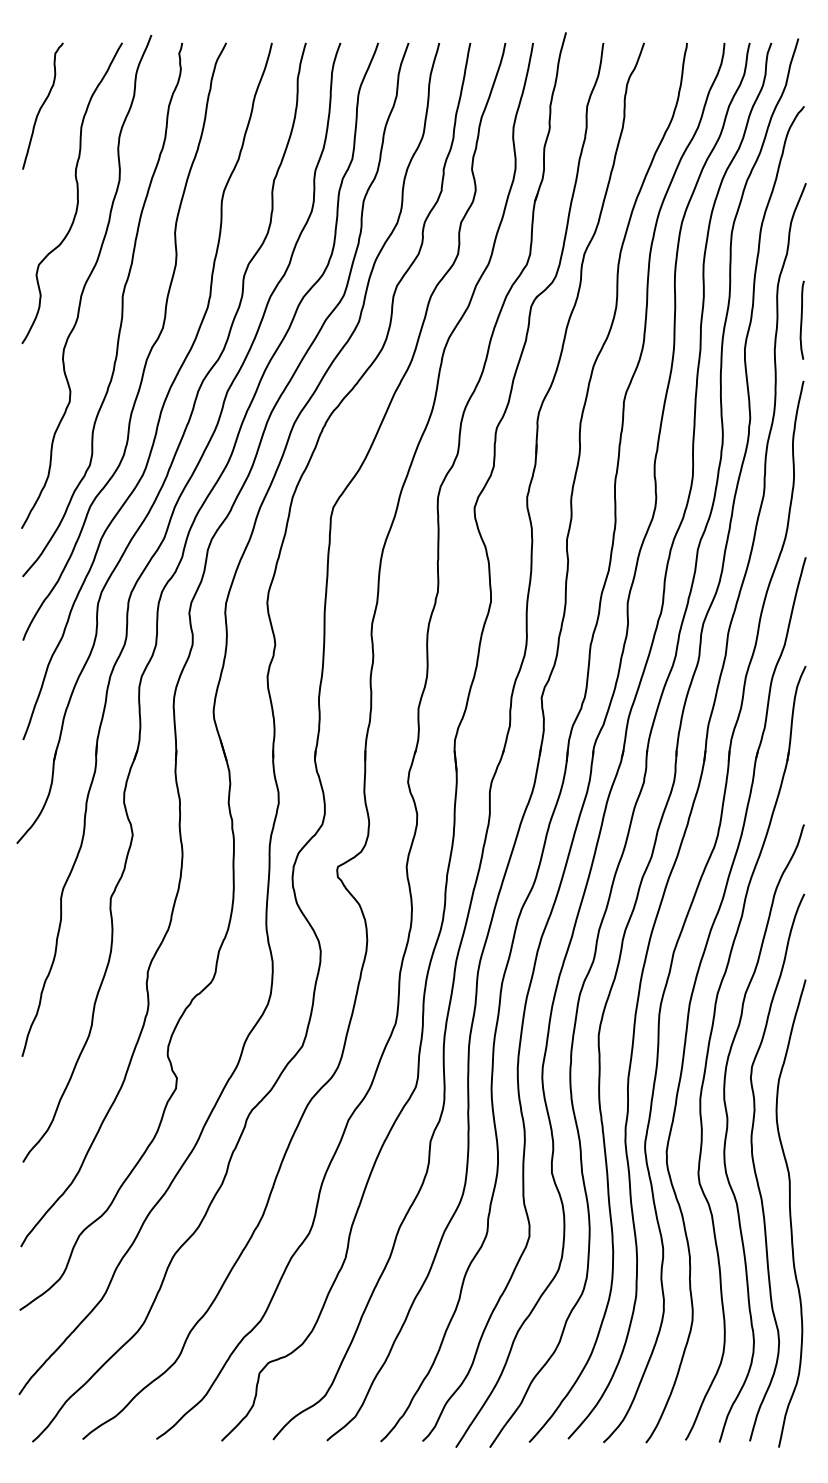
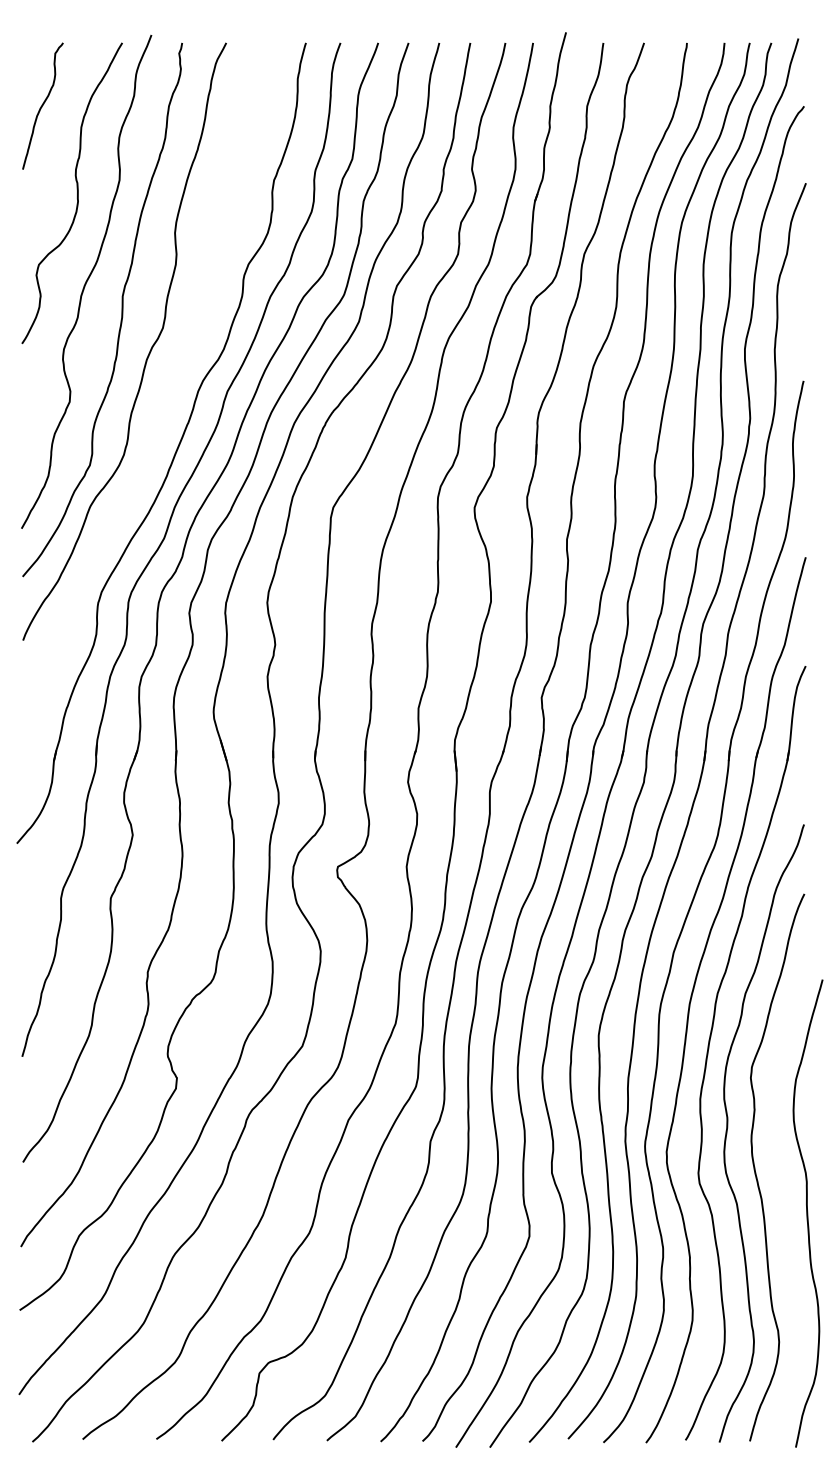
curve: present -> none (801, 319)
curve: present -> none (165, 396)
curve position: (790, 1213) -> (807, 1213) (807, 1213)
